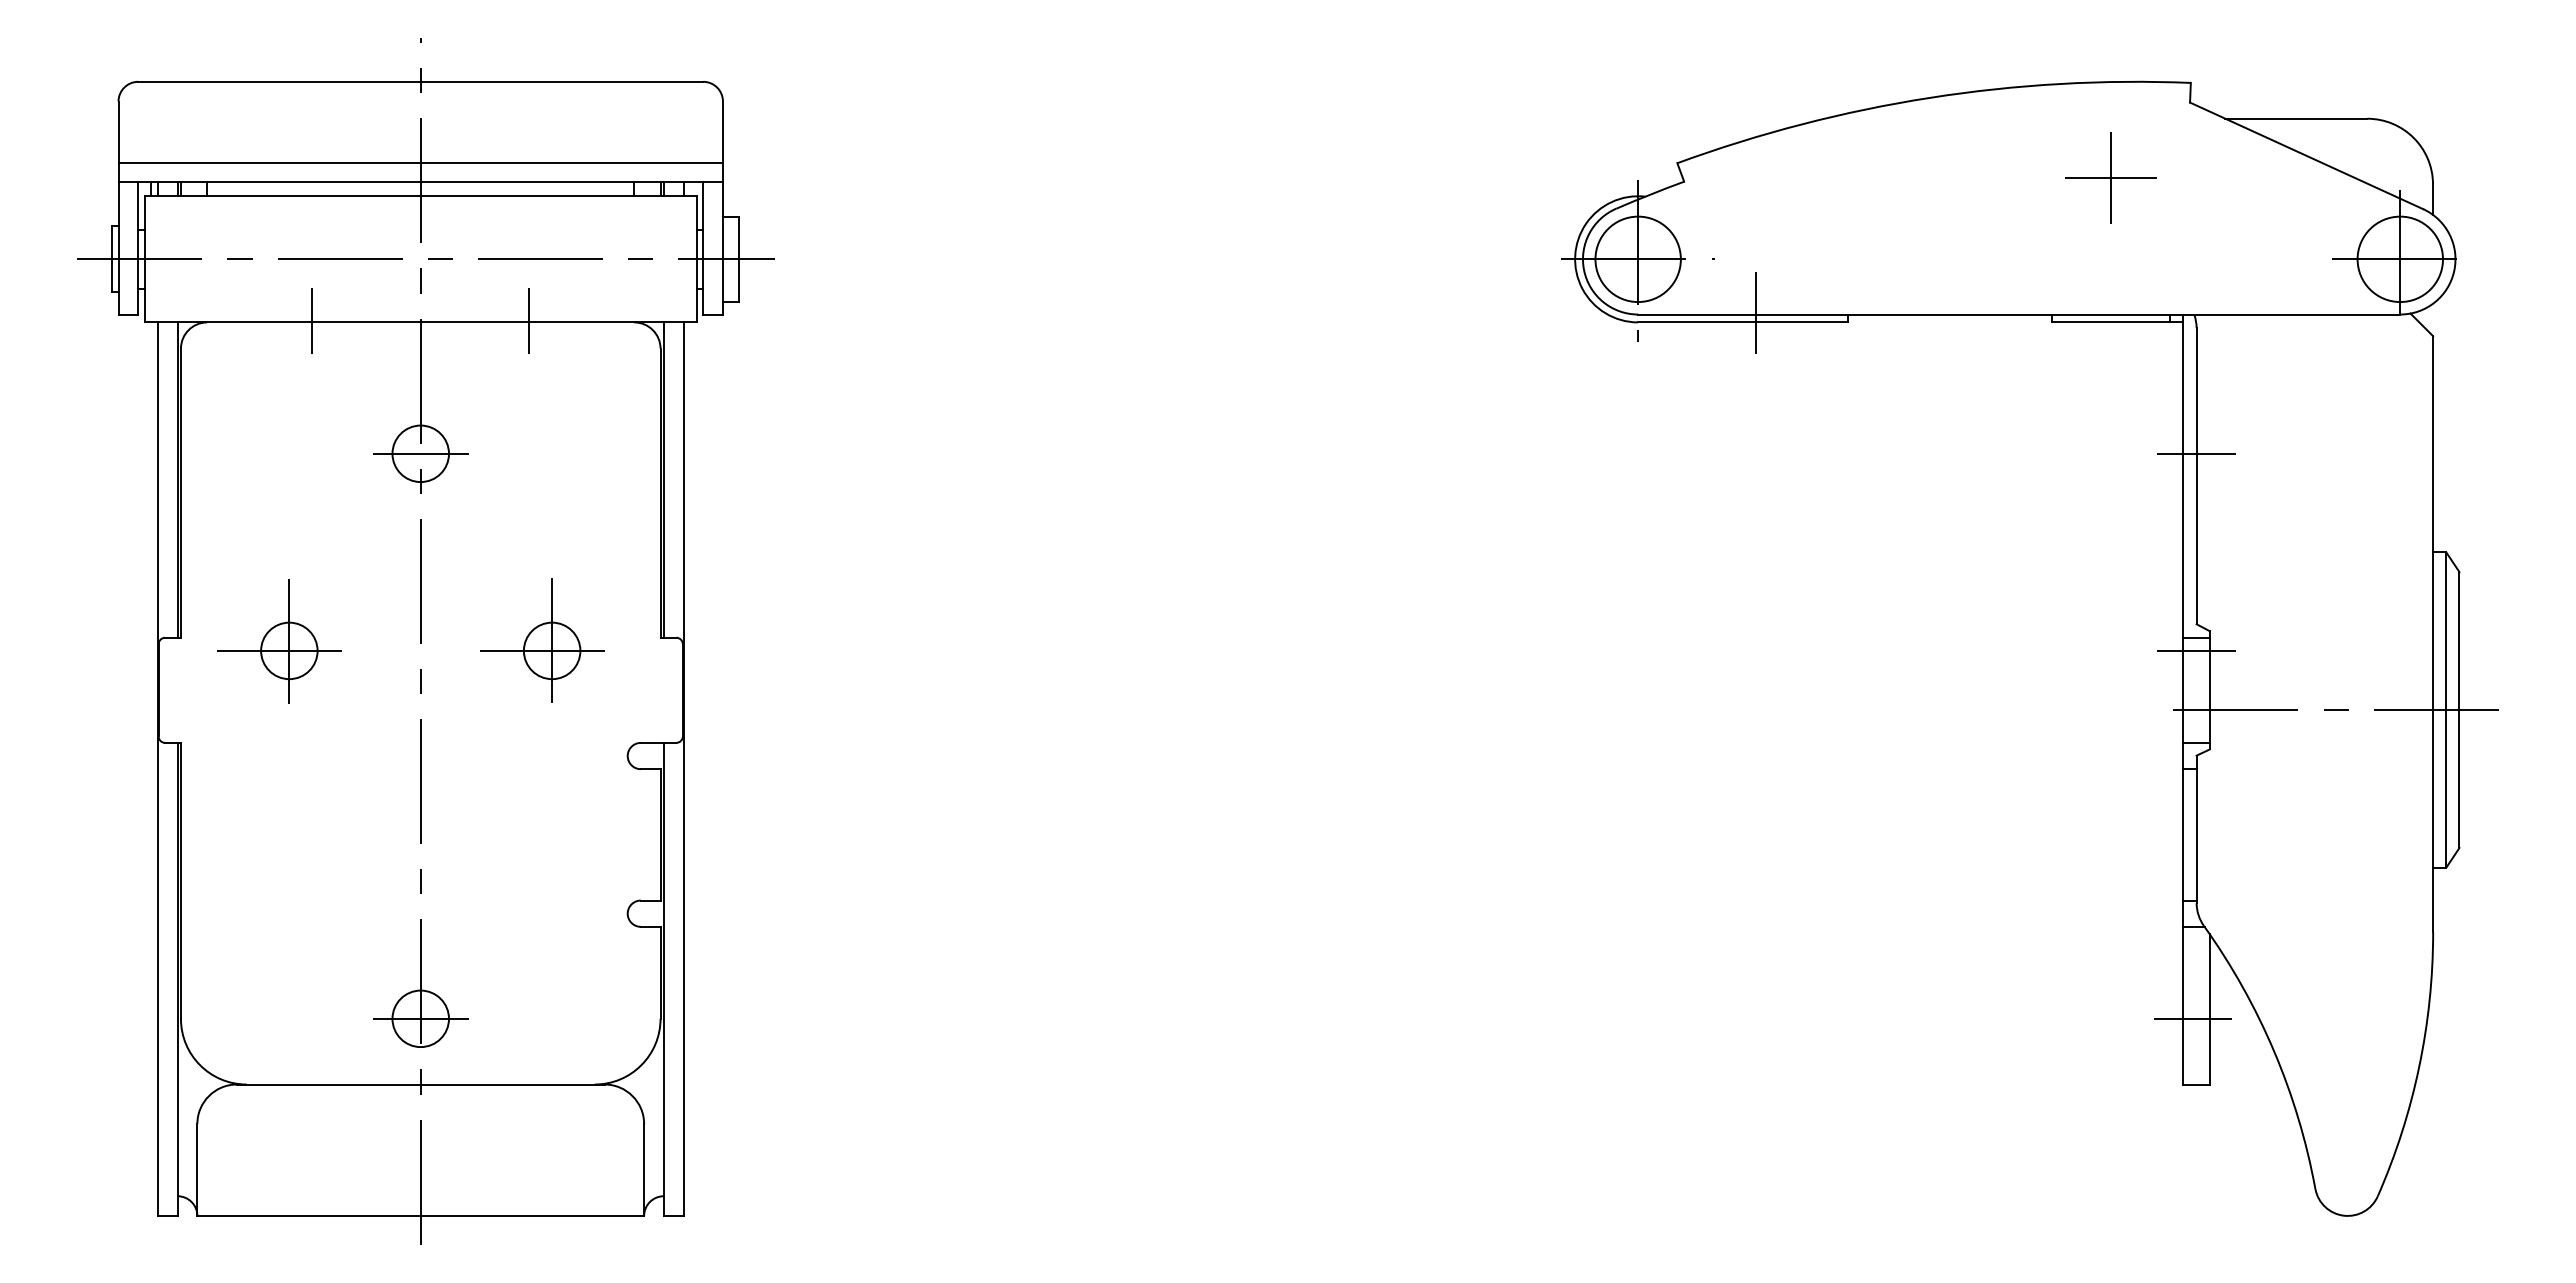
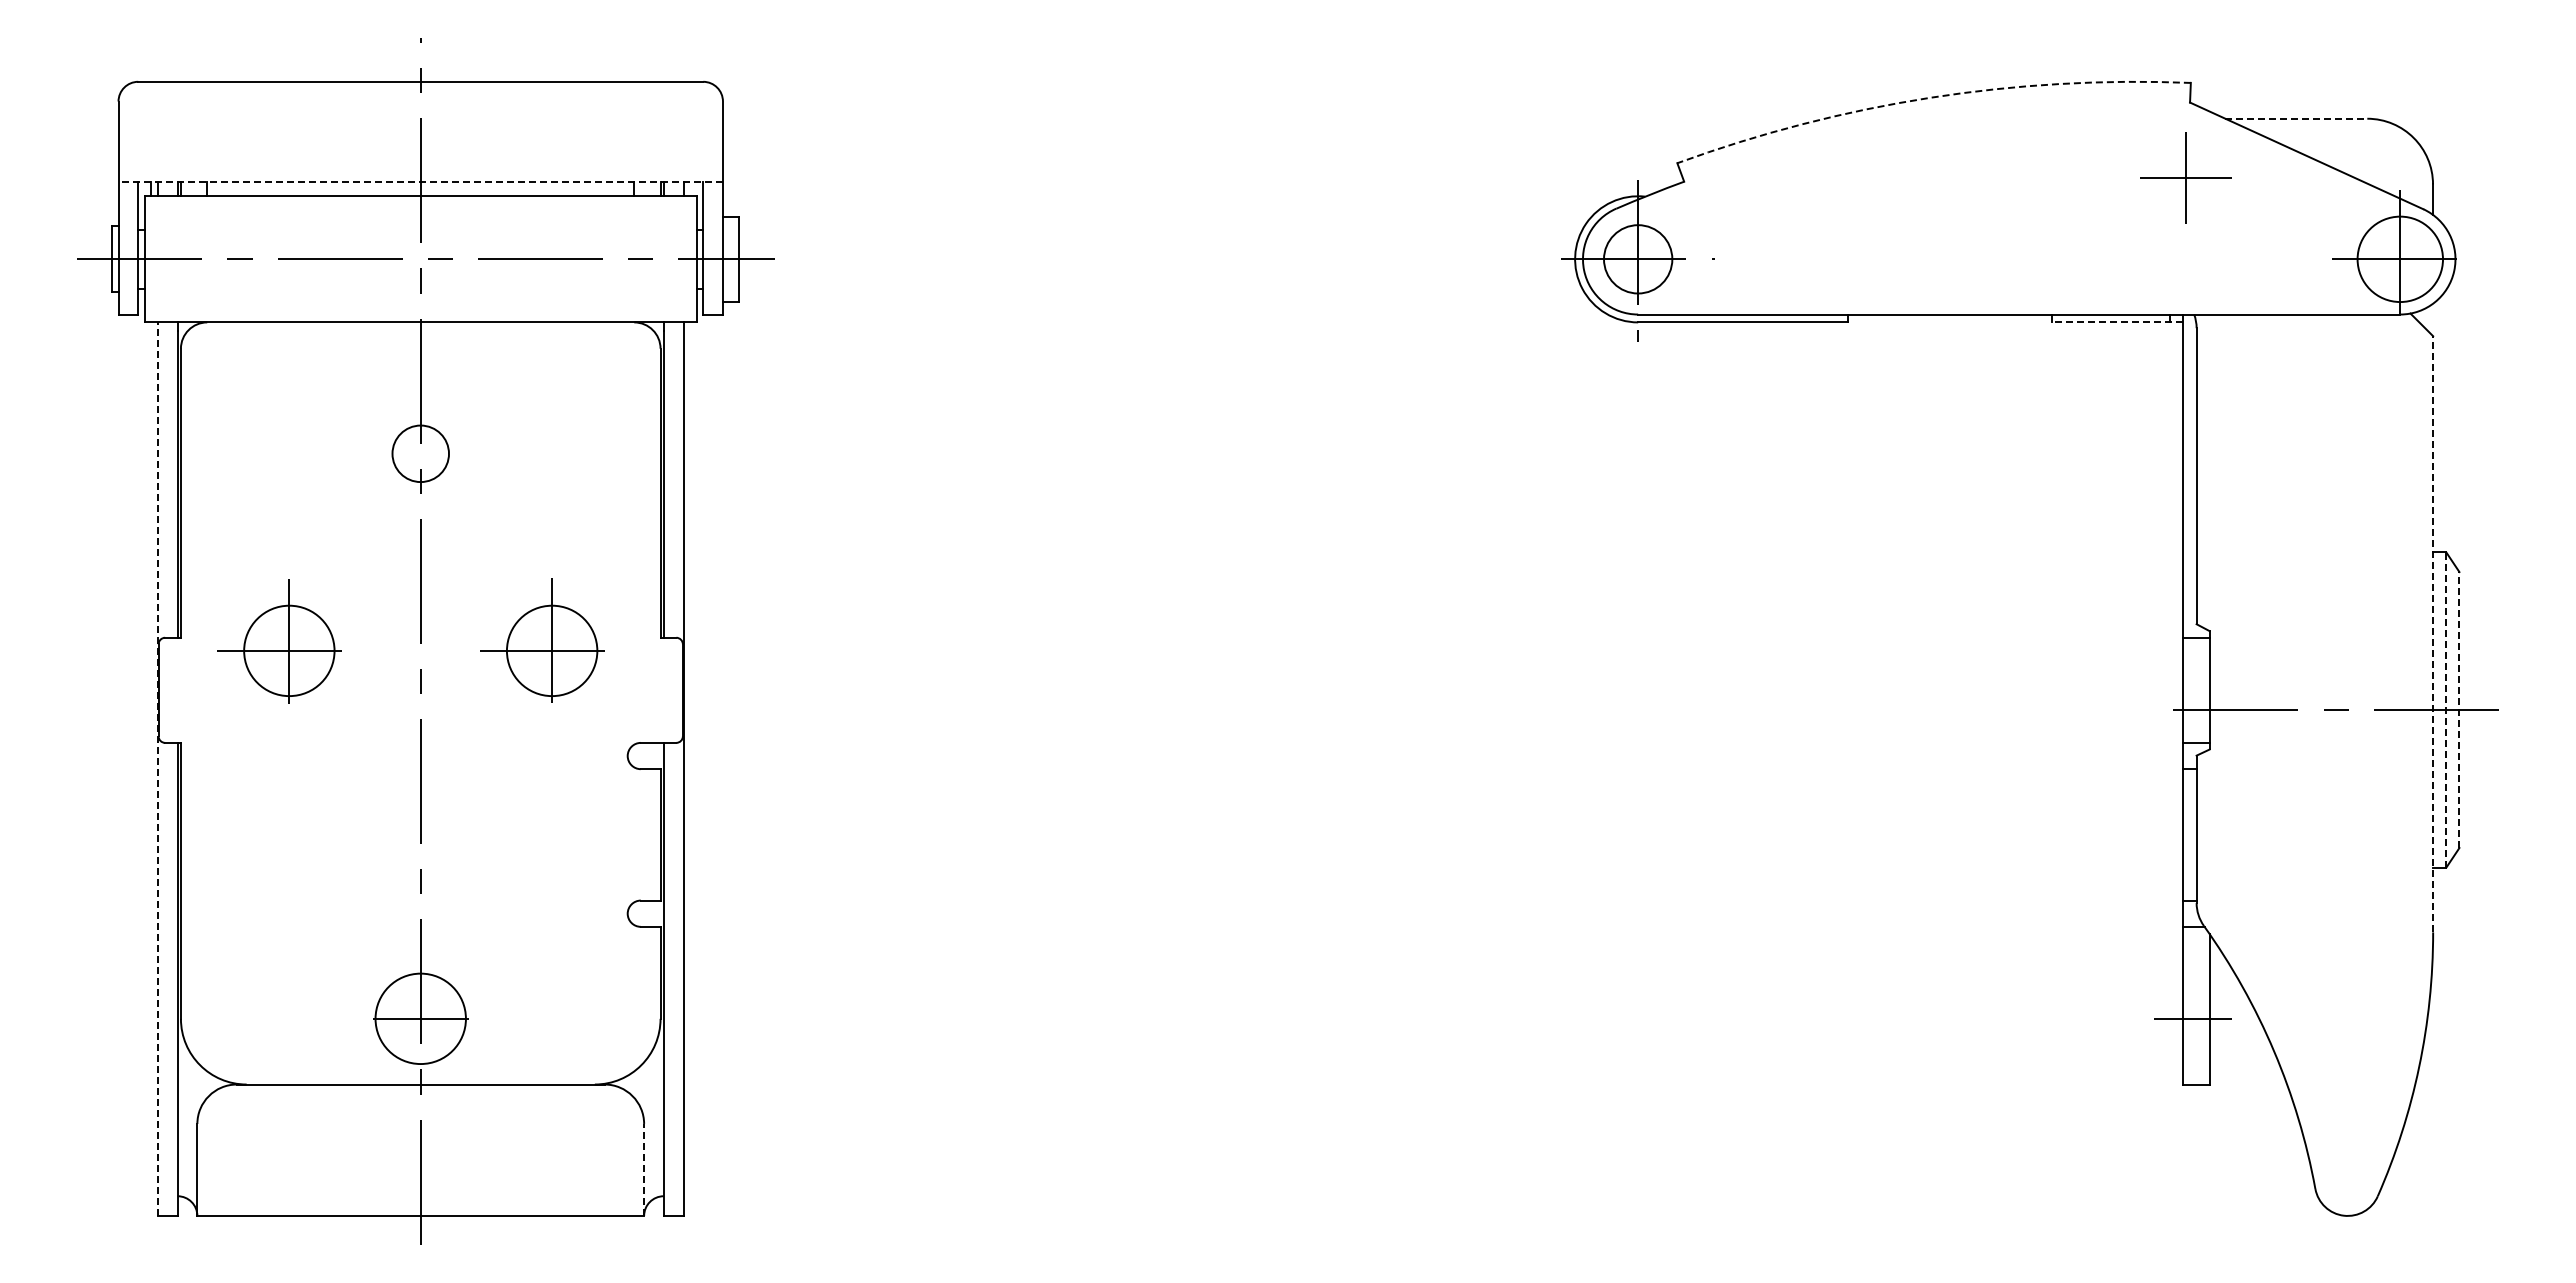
arc: solid -> dashed (1930, 97)
line: solid -> dashed (2296, 118)
line: present -> none (420, 163)
part position: (2110, 177) -> (2185, 177) (2185, 177)
line: solid -> dashed (420, 181)
circle diameter: 85 px -> 68 px (1638, 259)
line: present -> none (1756, 313)
line: present -> none (312, 320)
line: present -> none (529, 320)
line: solid -> dashed (2117, 322)
line: present -> none (420, 453)
line: present -> none (2196, 453)
line: solid -> dashed (2433, 633)
circle diameter: 57 px -> 90 px (289, 650)
circle diameter: 57 px -> 90 px (551, 650)
line: present -> none (2196, 650)
line: solid -> dashed (2446, 710)
line: solid -> dashed (2459, 710)
line: solid -> dashed (157, 769)
circle diameter: 57 px -> 90 px (420, 1018)
line: solid -> dashed (644, 1169)
